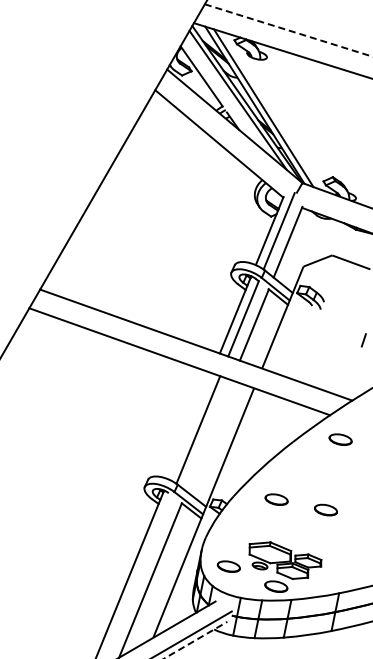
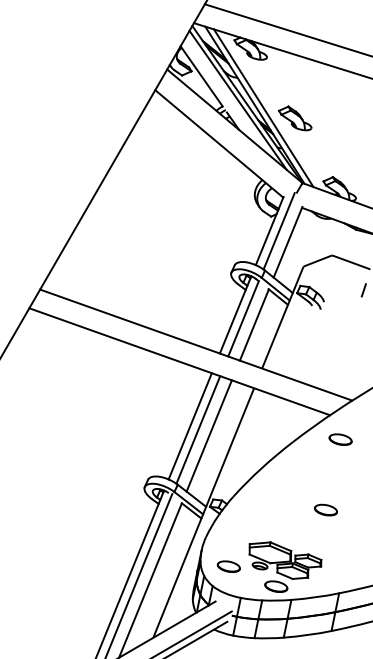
line: dashed -> solid (288, 30)
part: none -> present (294, 118)
line position: (363, 340) -> (363, 290) (363, 290)
line: none -> present (189, 426)
line: none -> present (208, 435)
part: present -> none (276, 499)
line: none -> present (139, 574)
line: dashed -> solid (196, 639)
